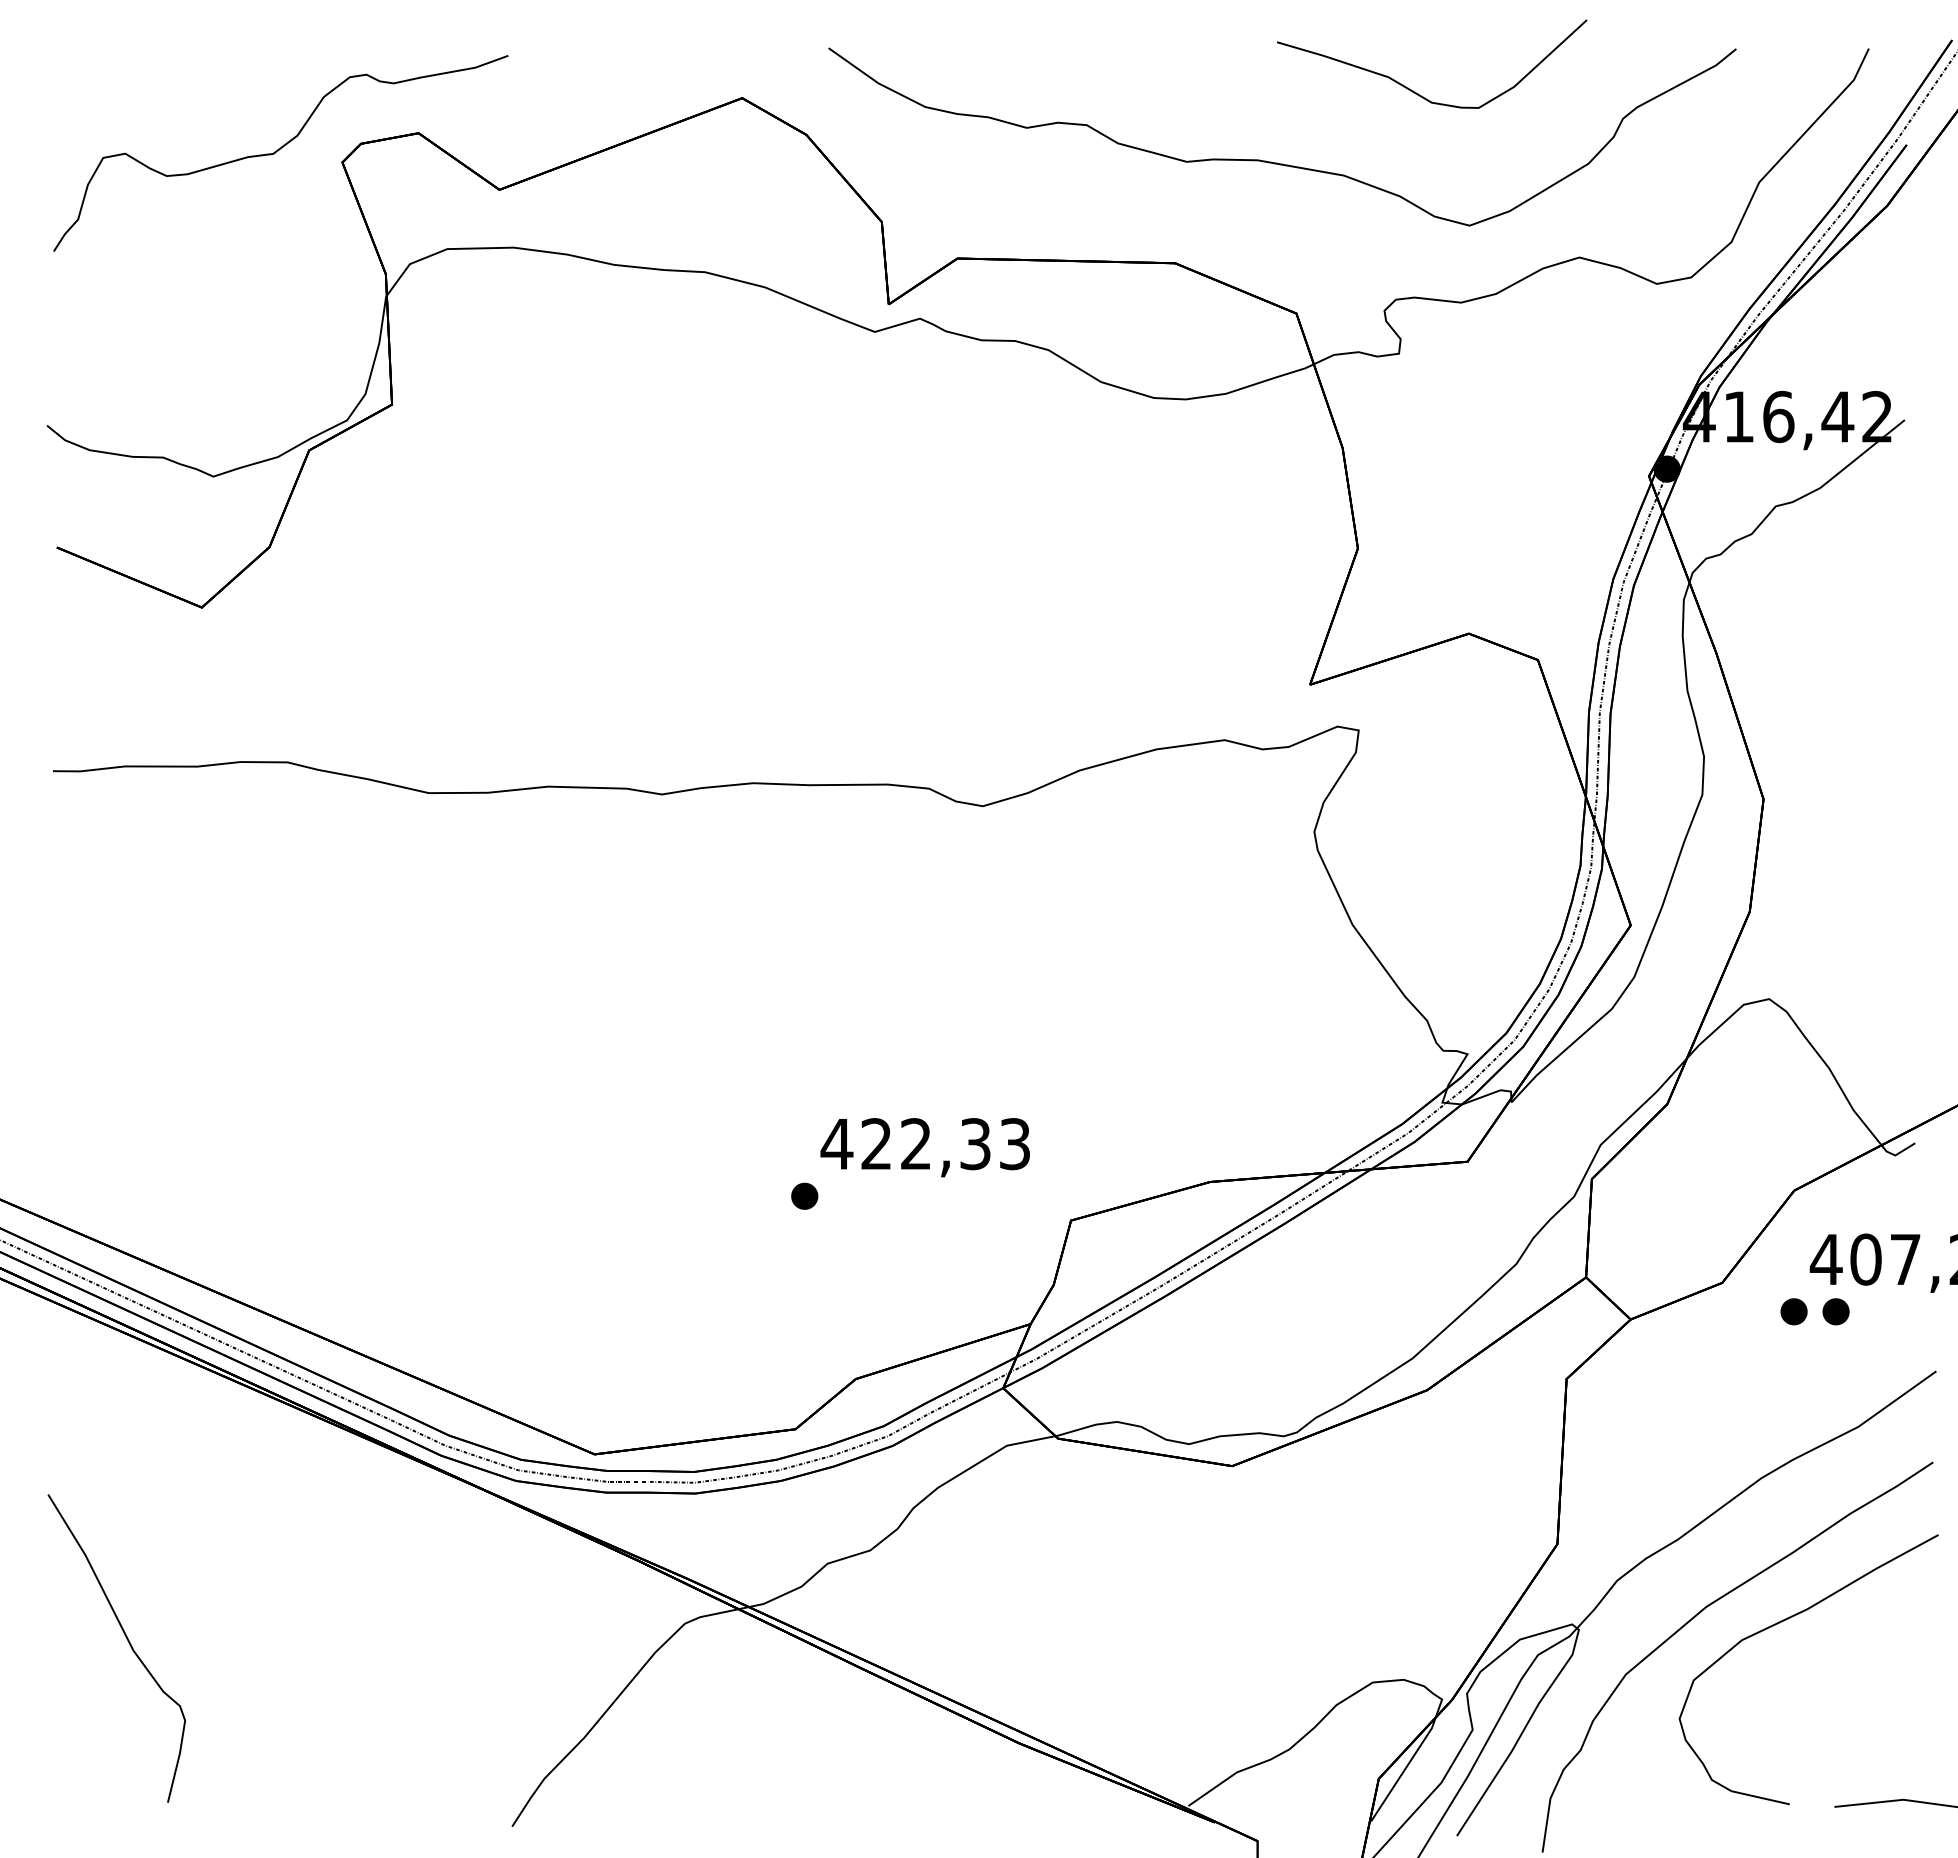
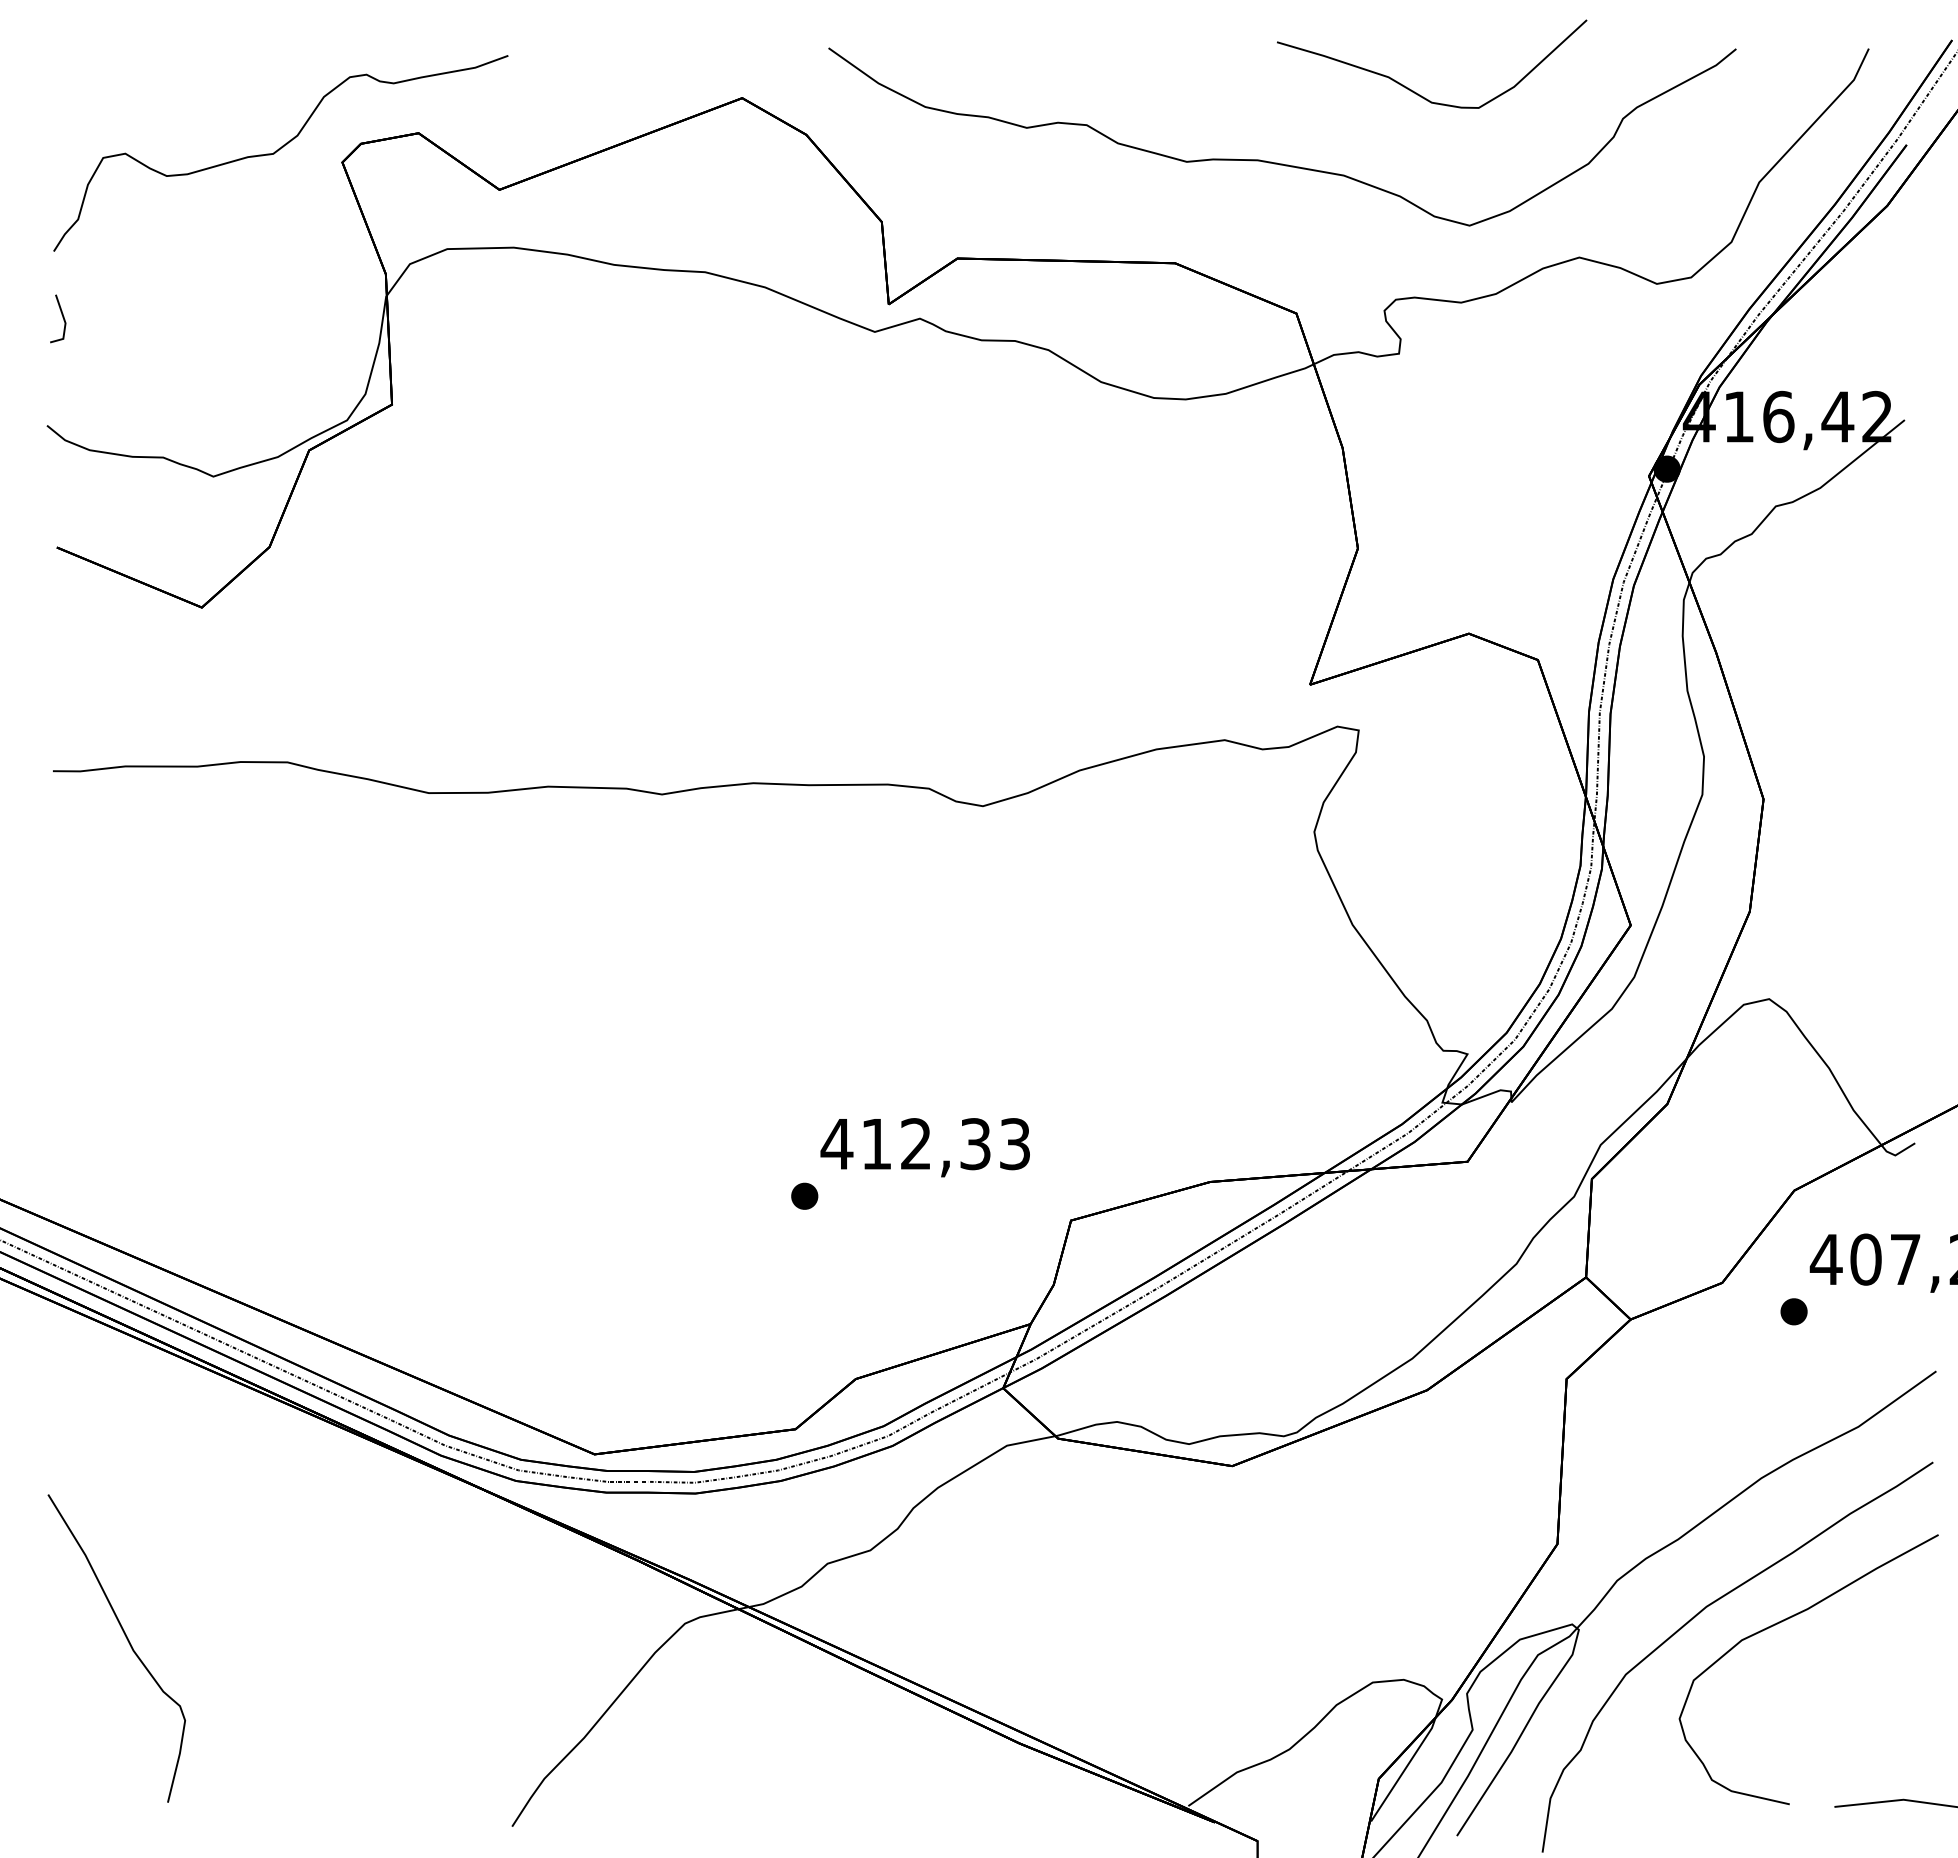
line: none -> present (62, 317)
text: 422,33 -> 412,33 (875, 1143)
part: present -> none (1835, 1311)
